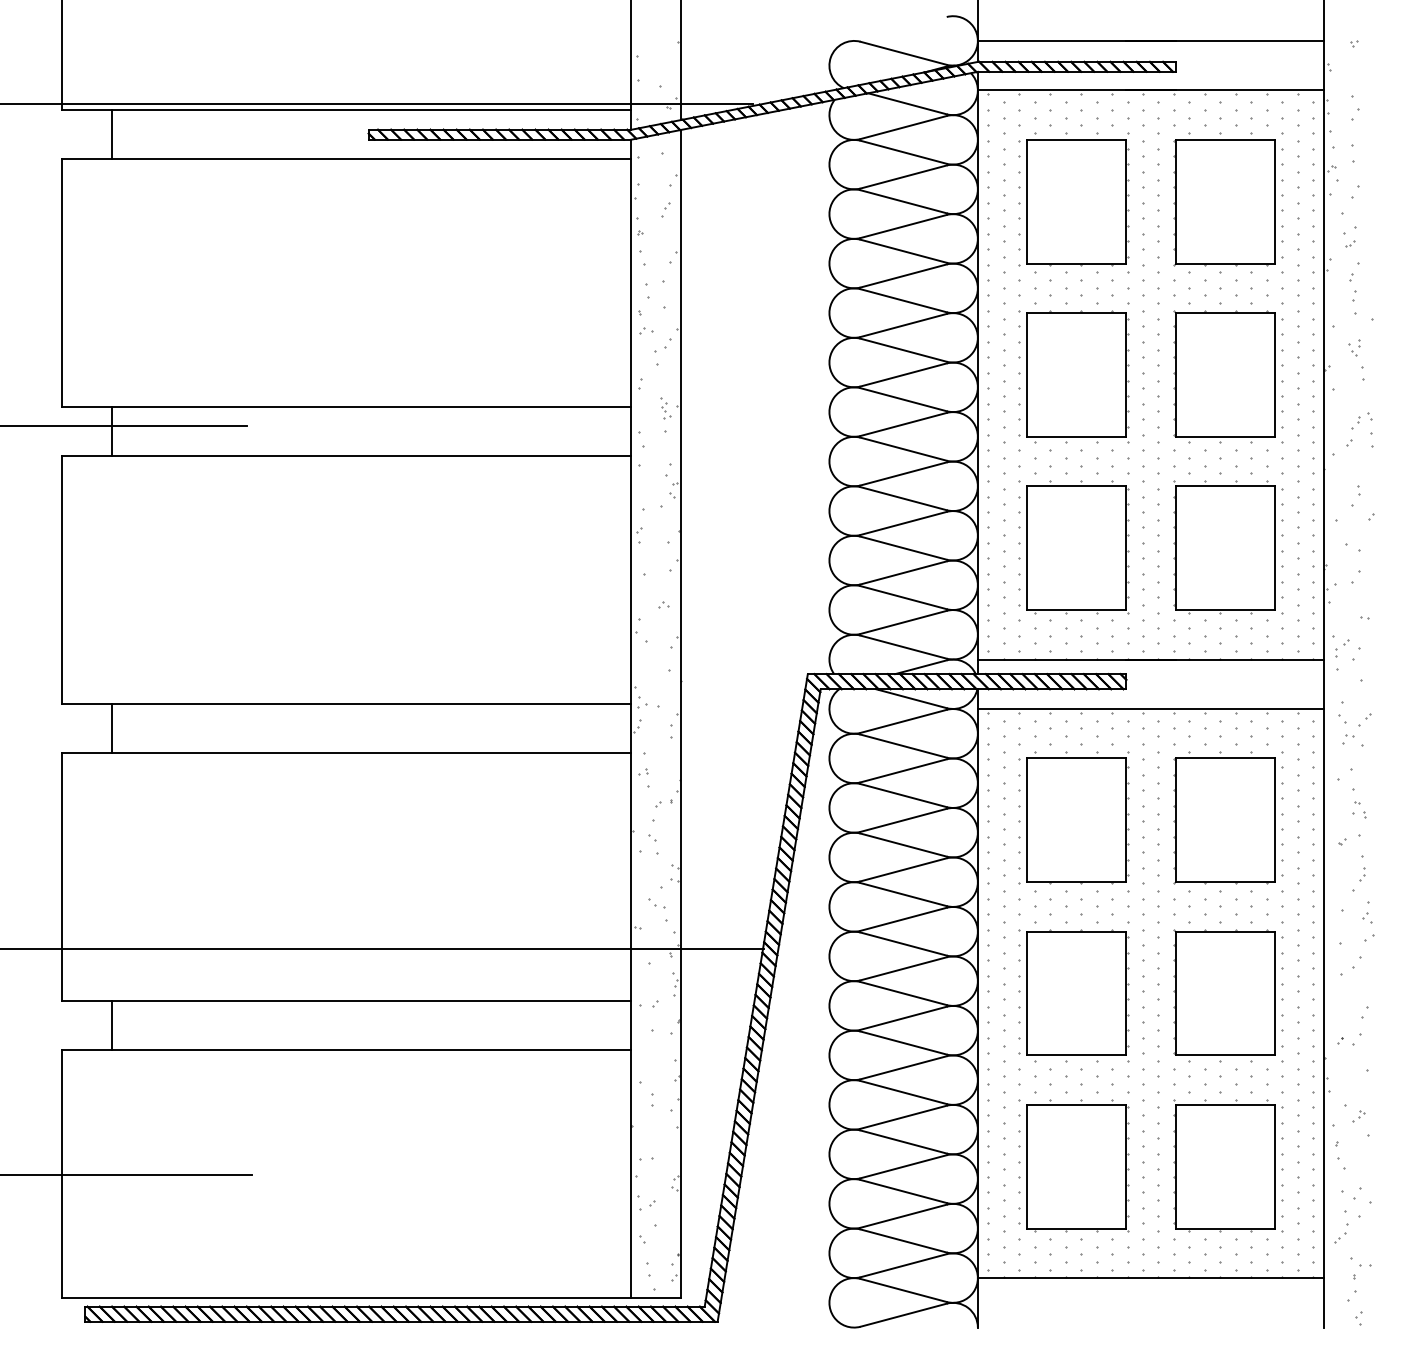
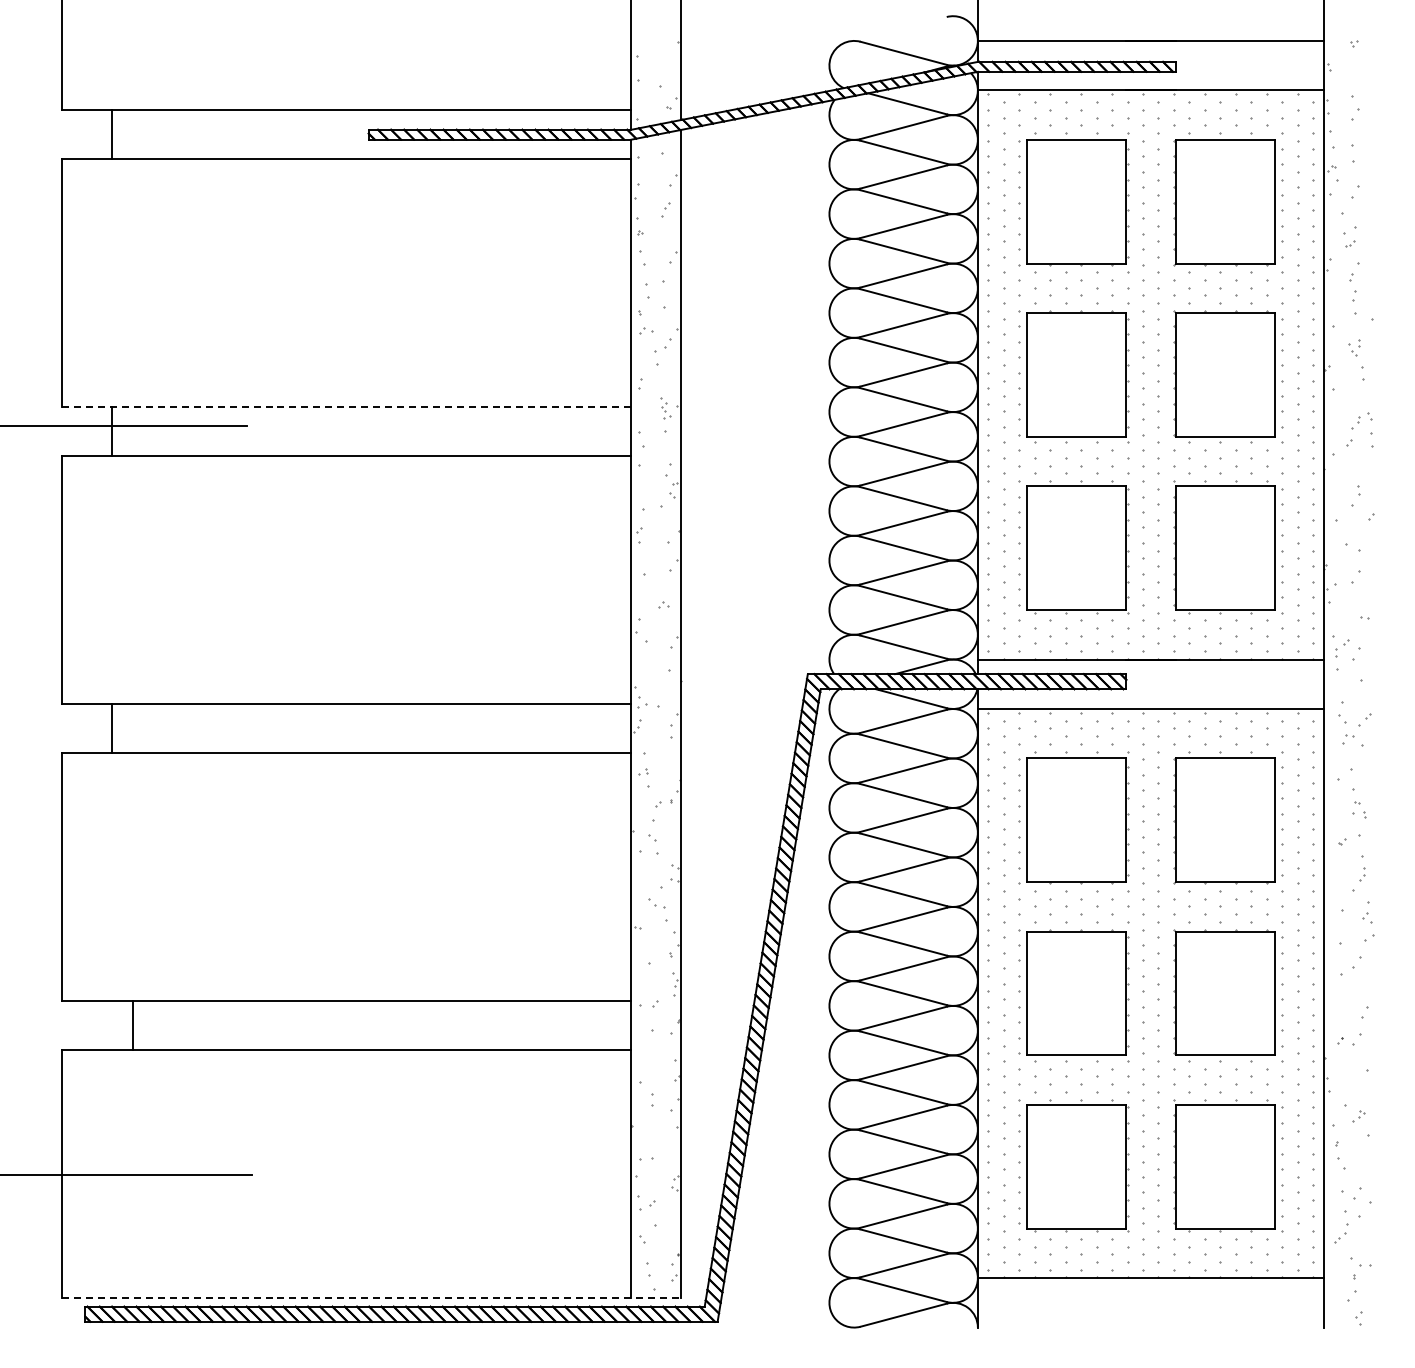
line: present -> none (377, 103)
line: solid -> dashed (346, 406)
line: present -> none (382, 948)
line position: (111, 1025) -> (132, 1025) (132, 1025)
line: solid -> dashed (372, 1297)
